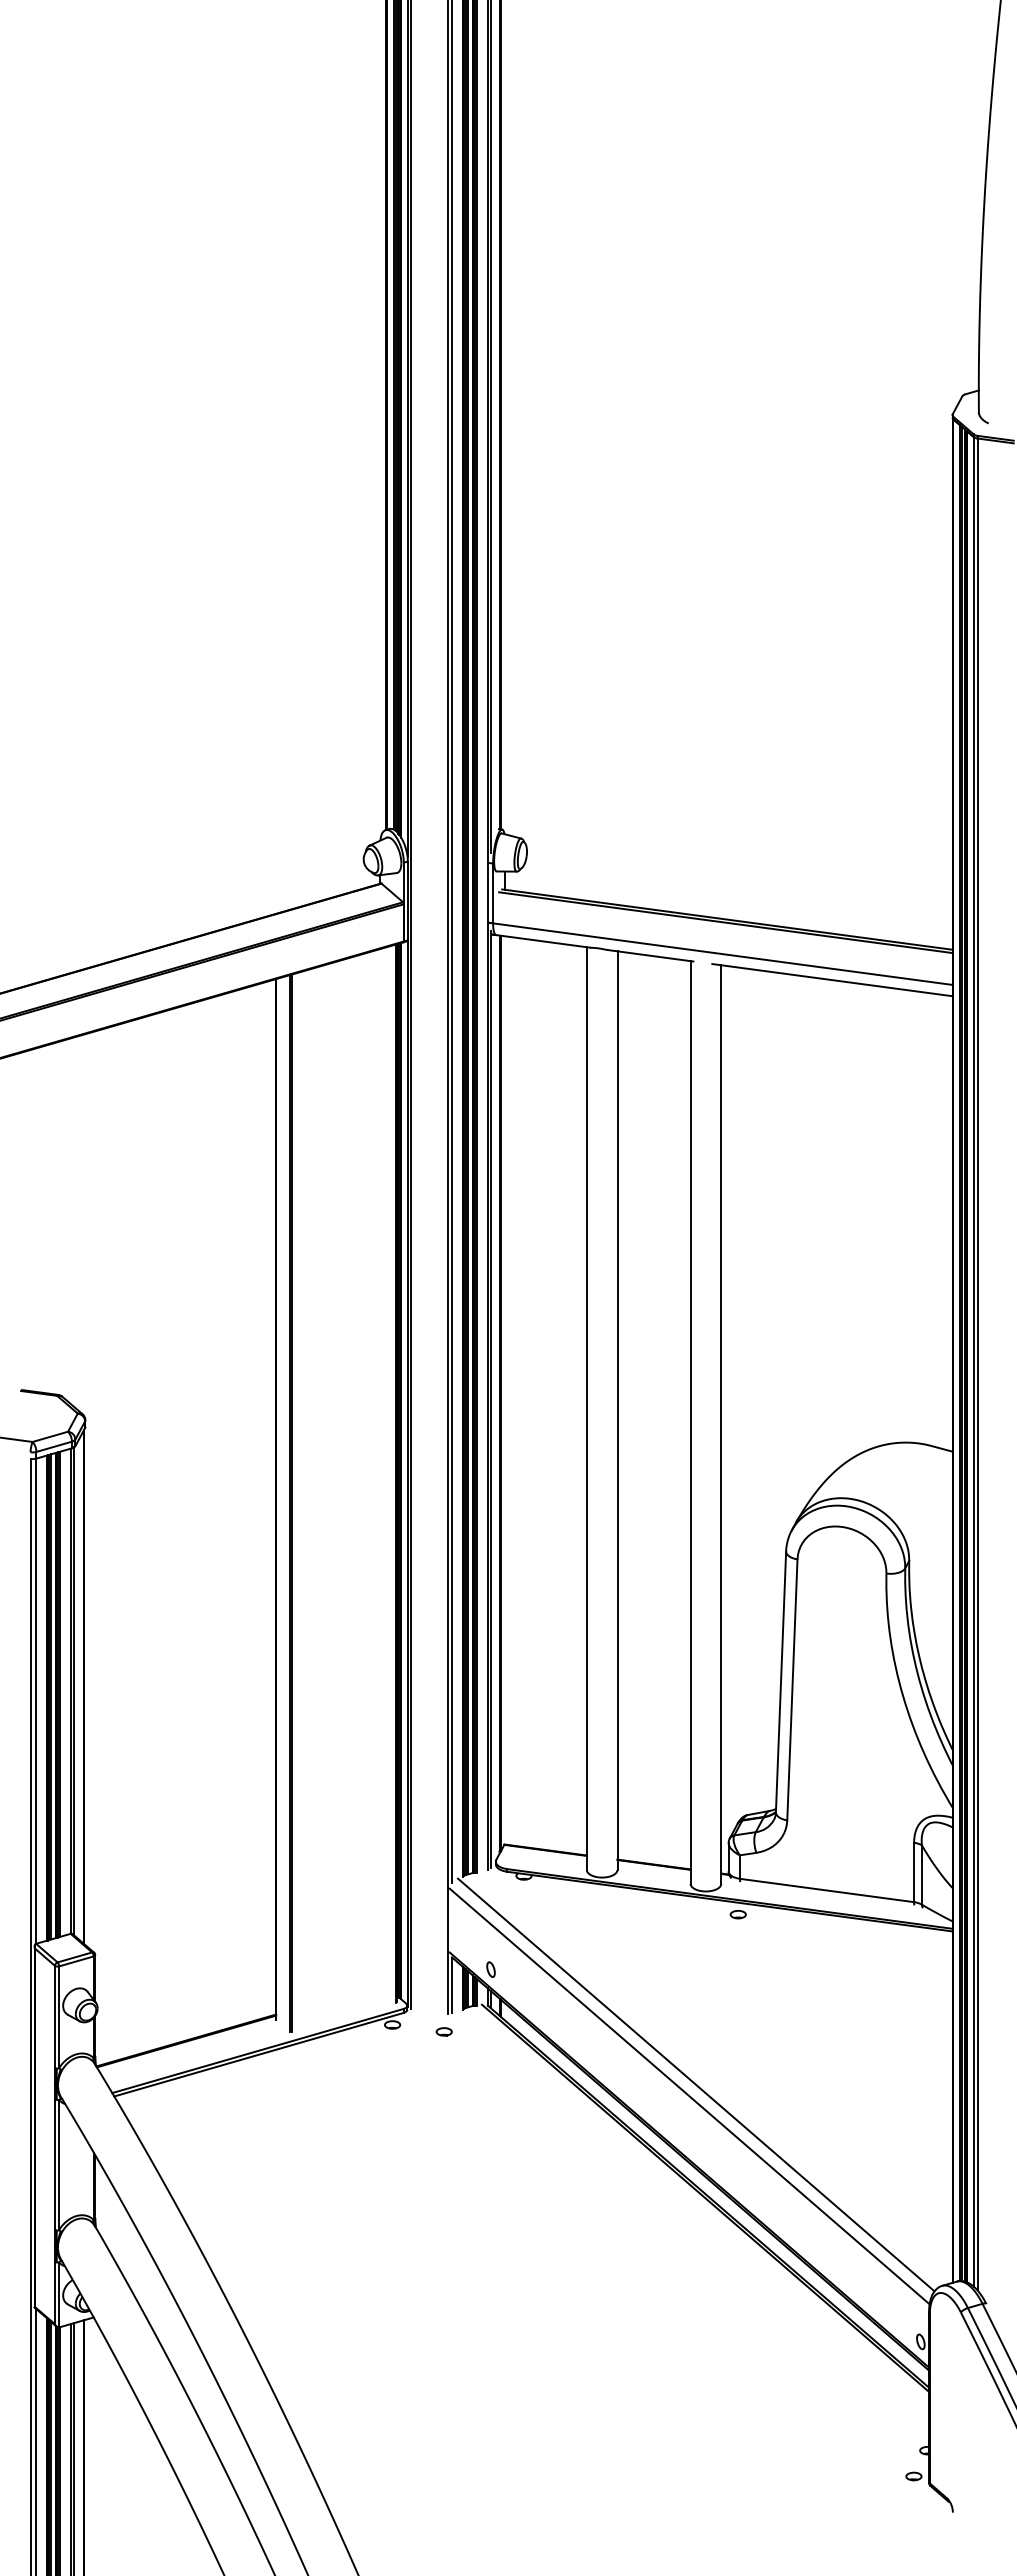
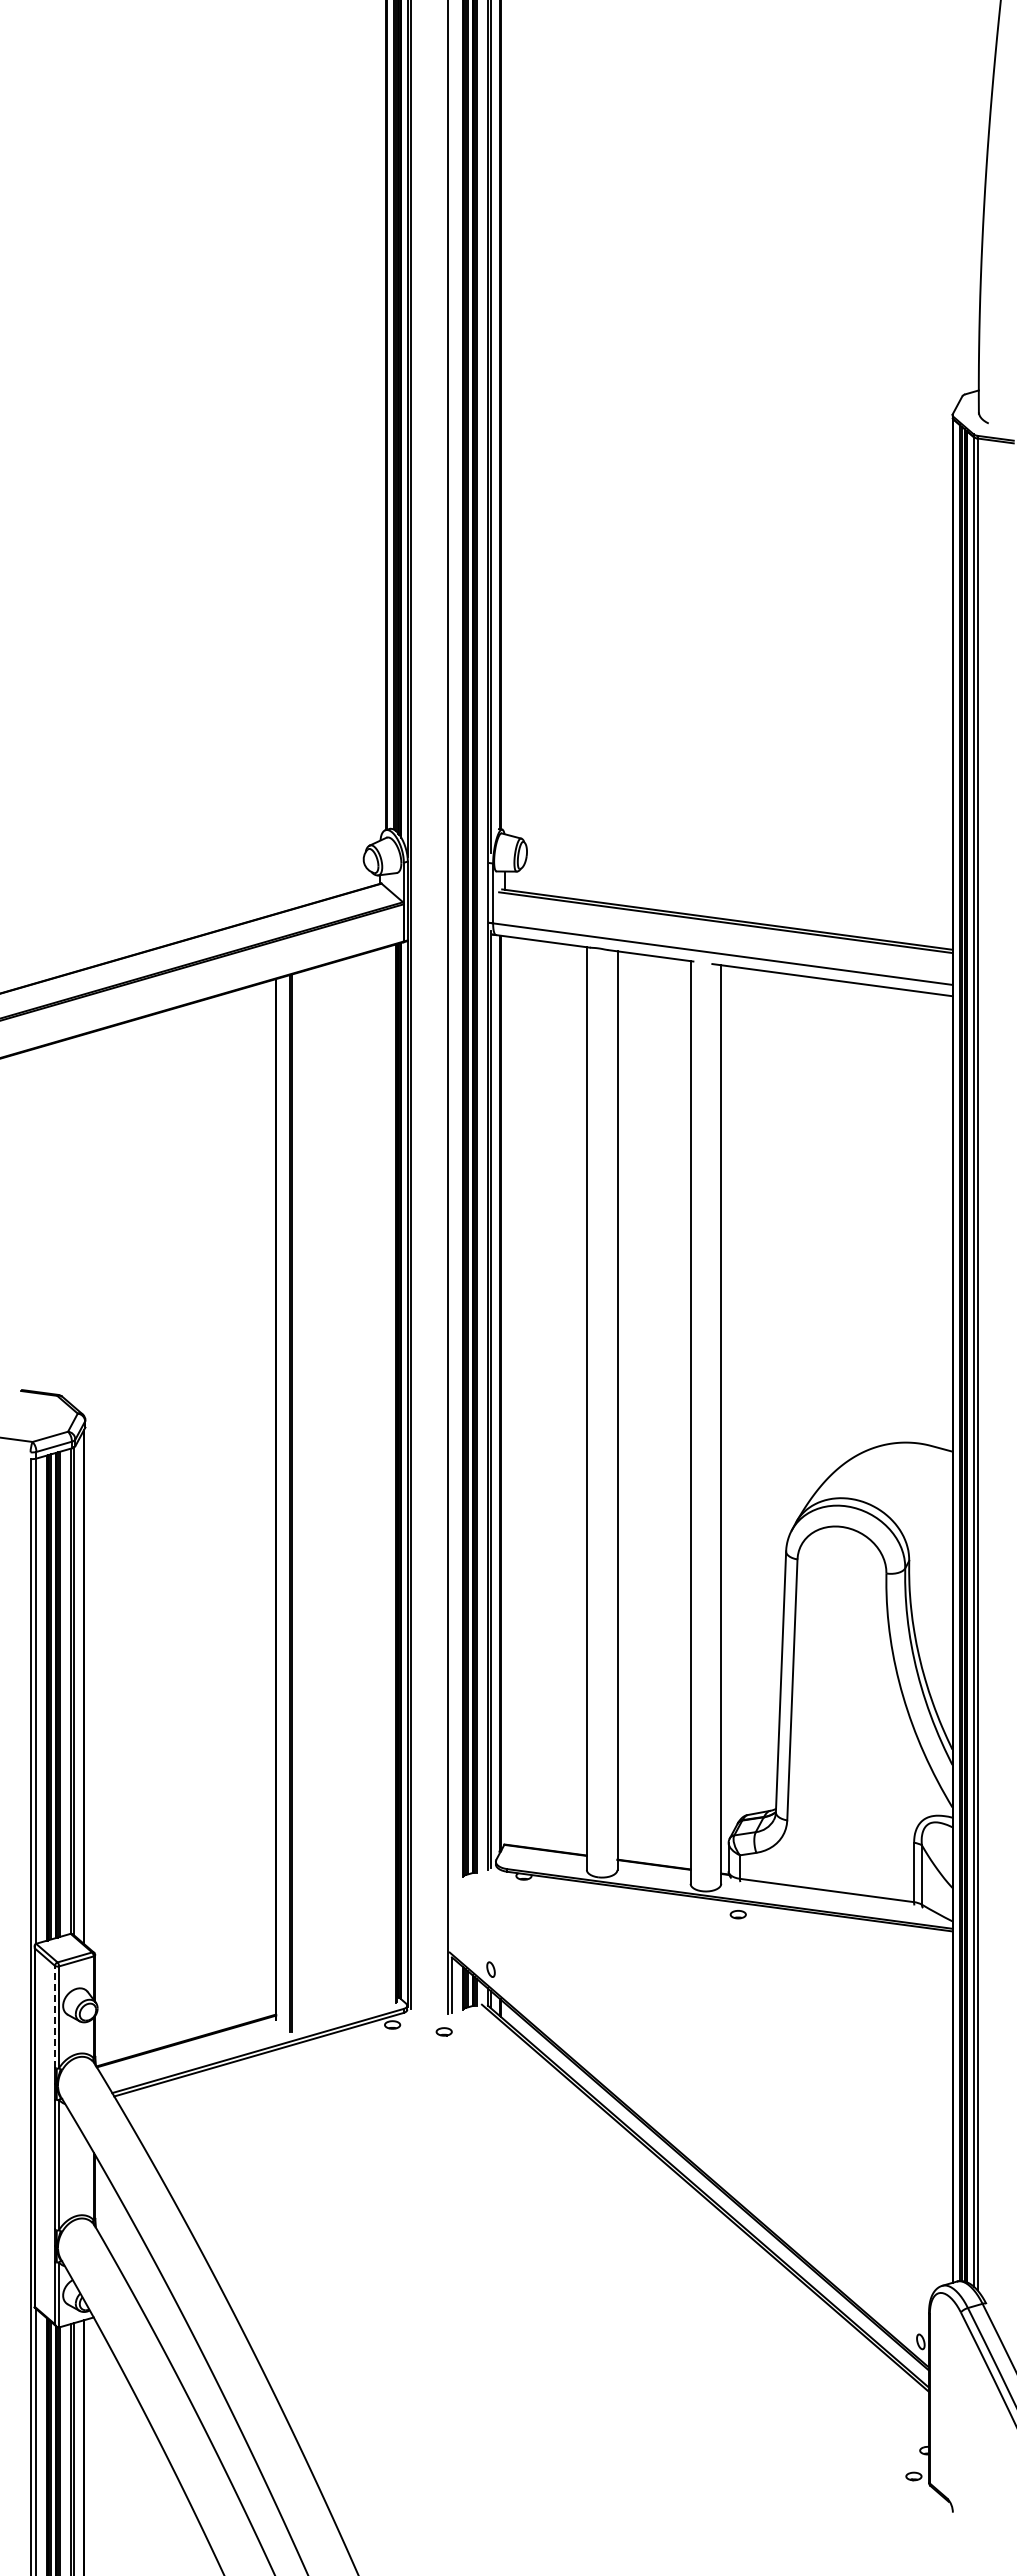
line: present -> none (452, 942)
line: solid -> dashed (54, 2016)
line: present -> none (696, 2084)
line: present -> none (689, 2096)
